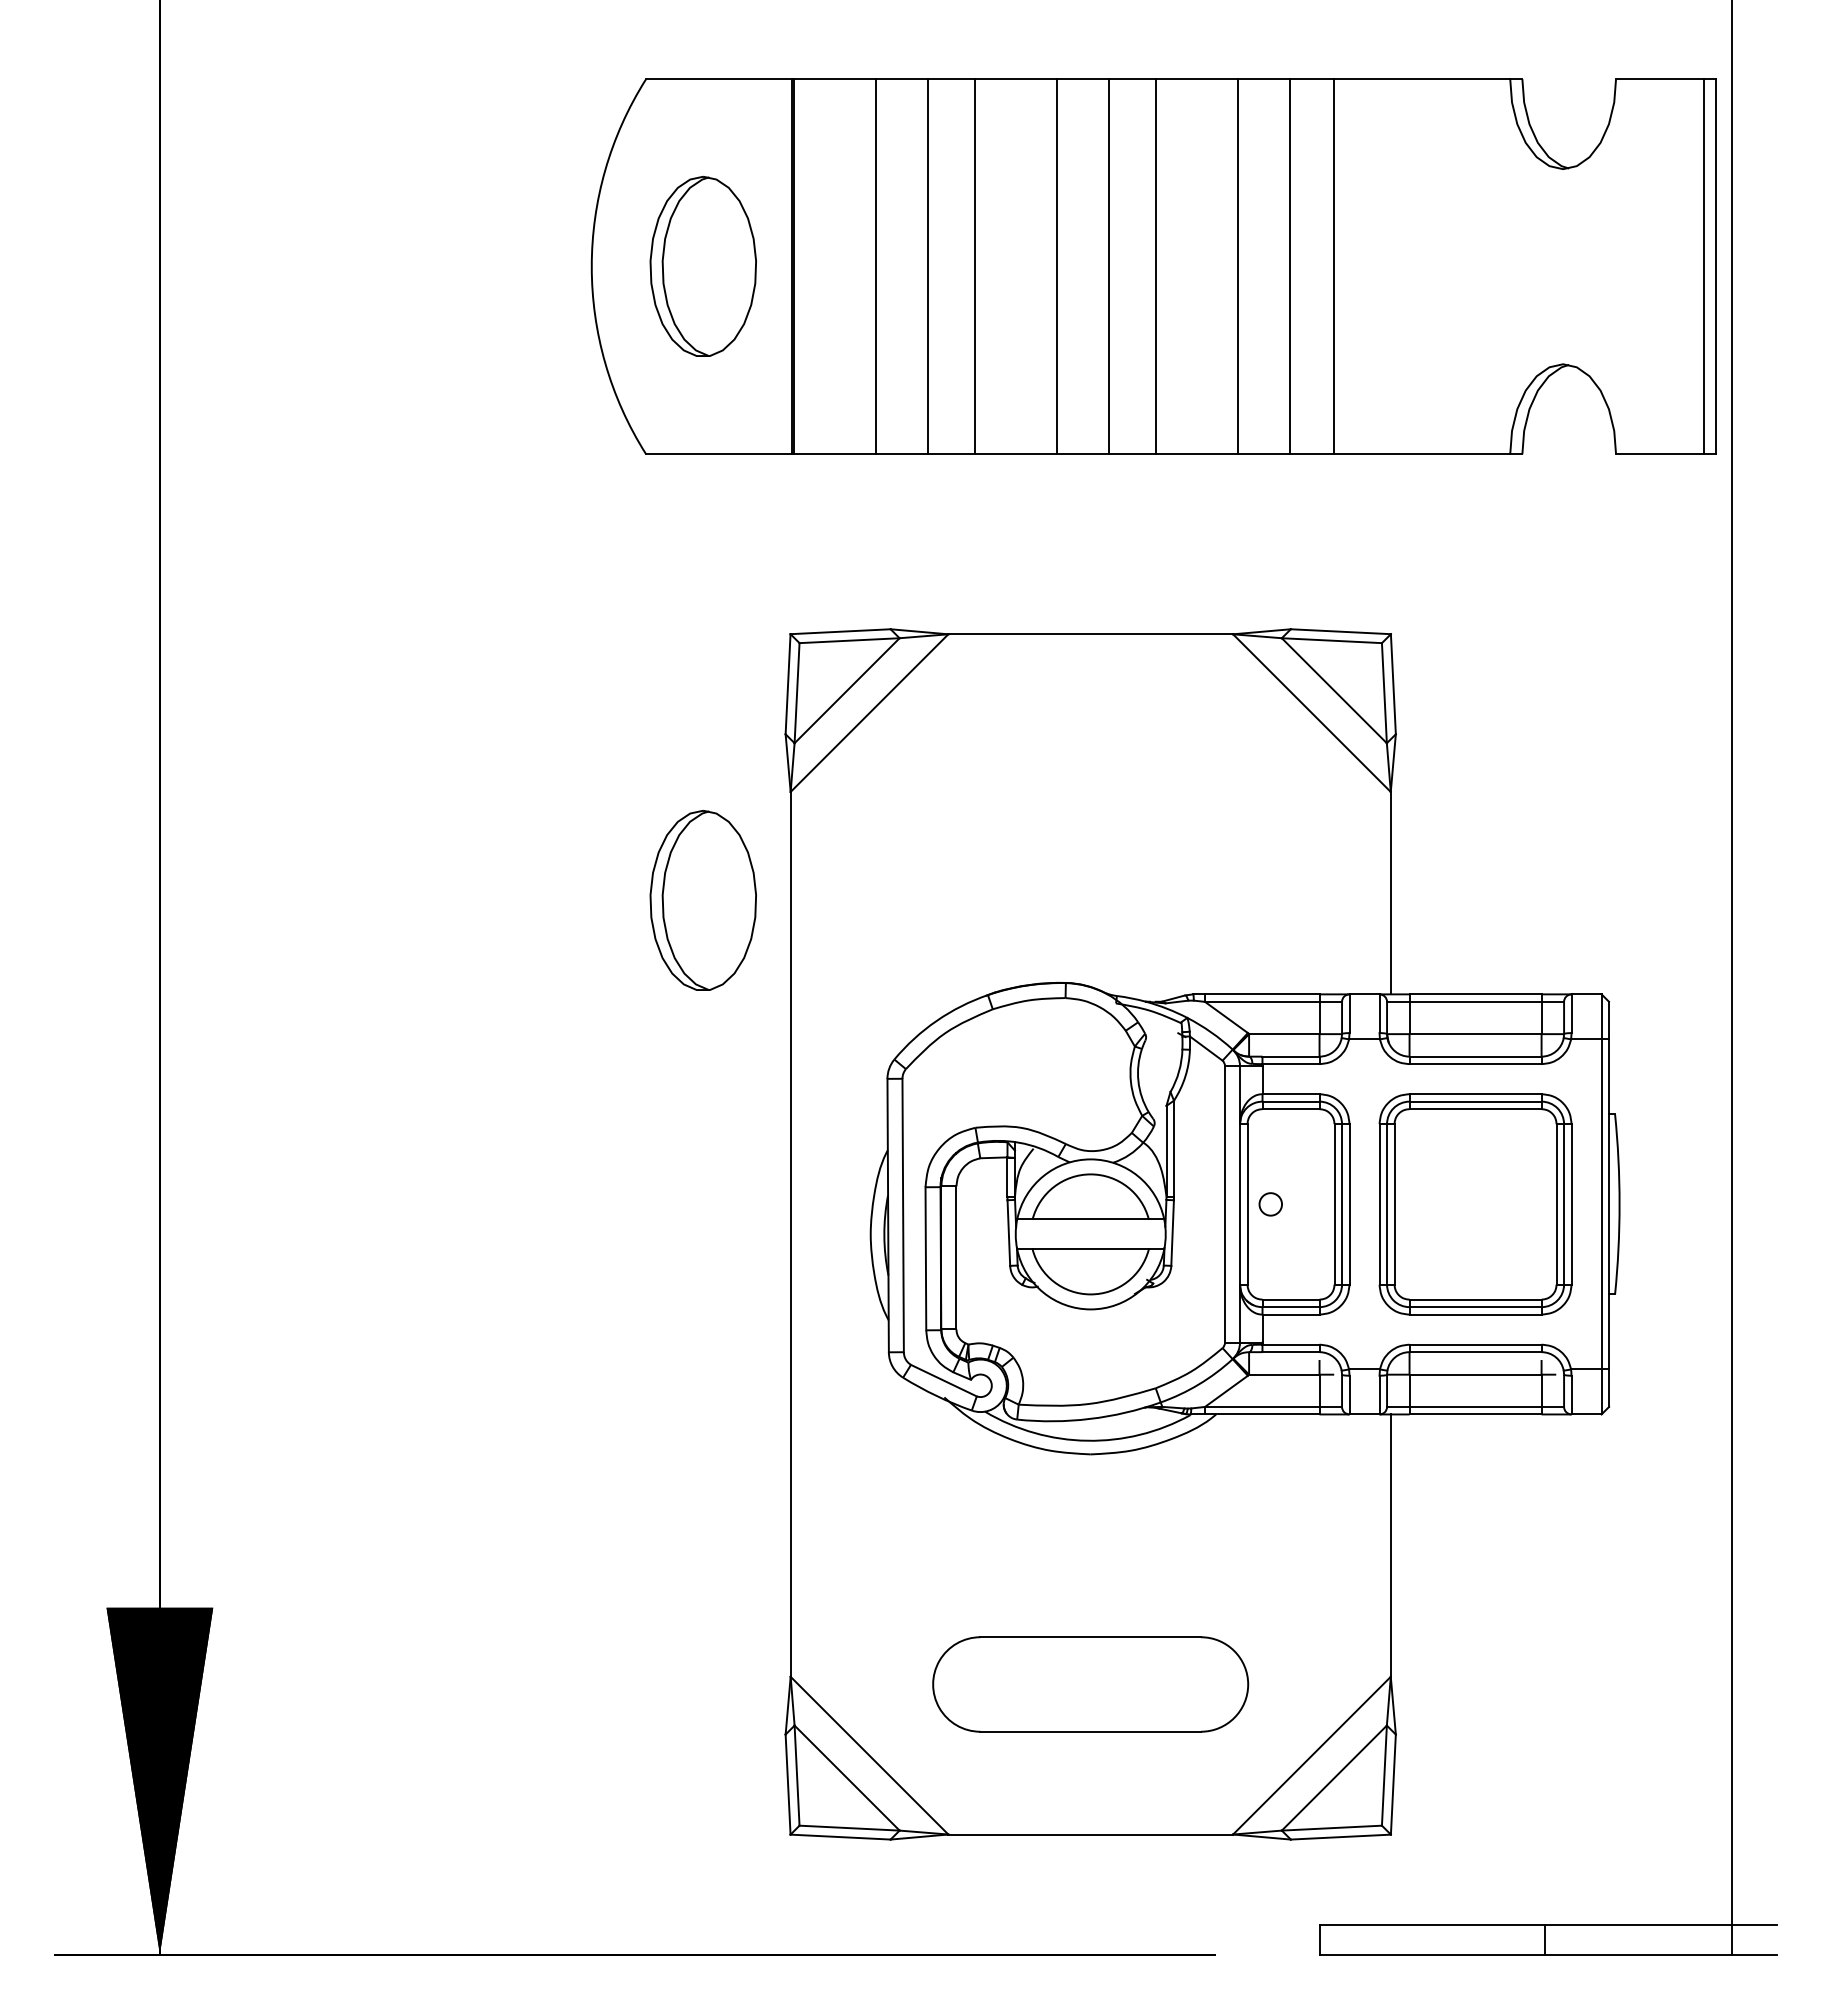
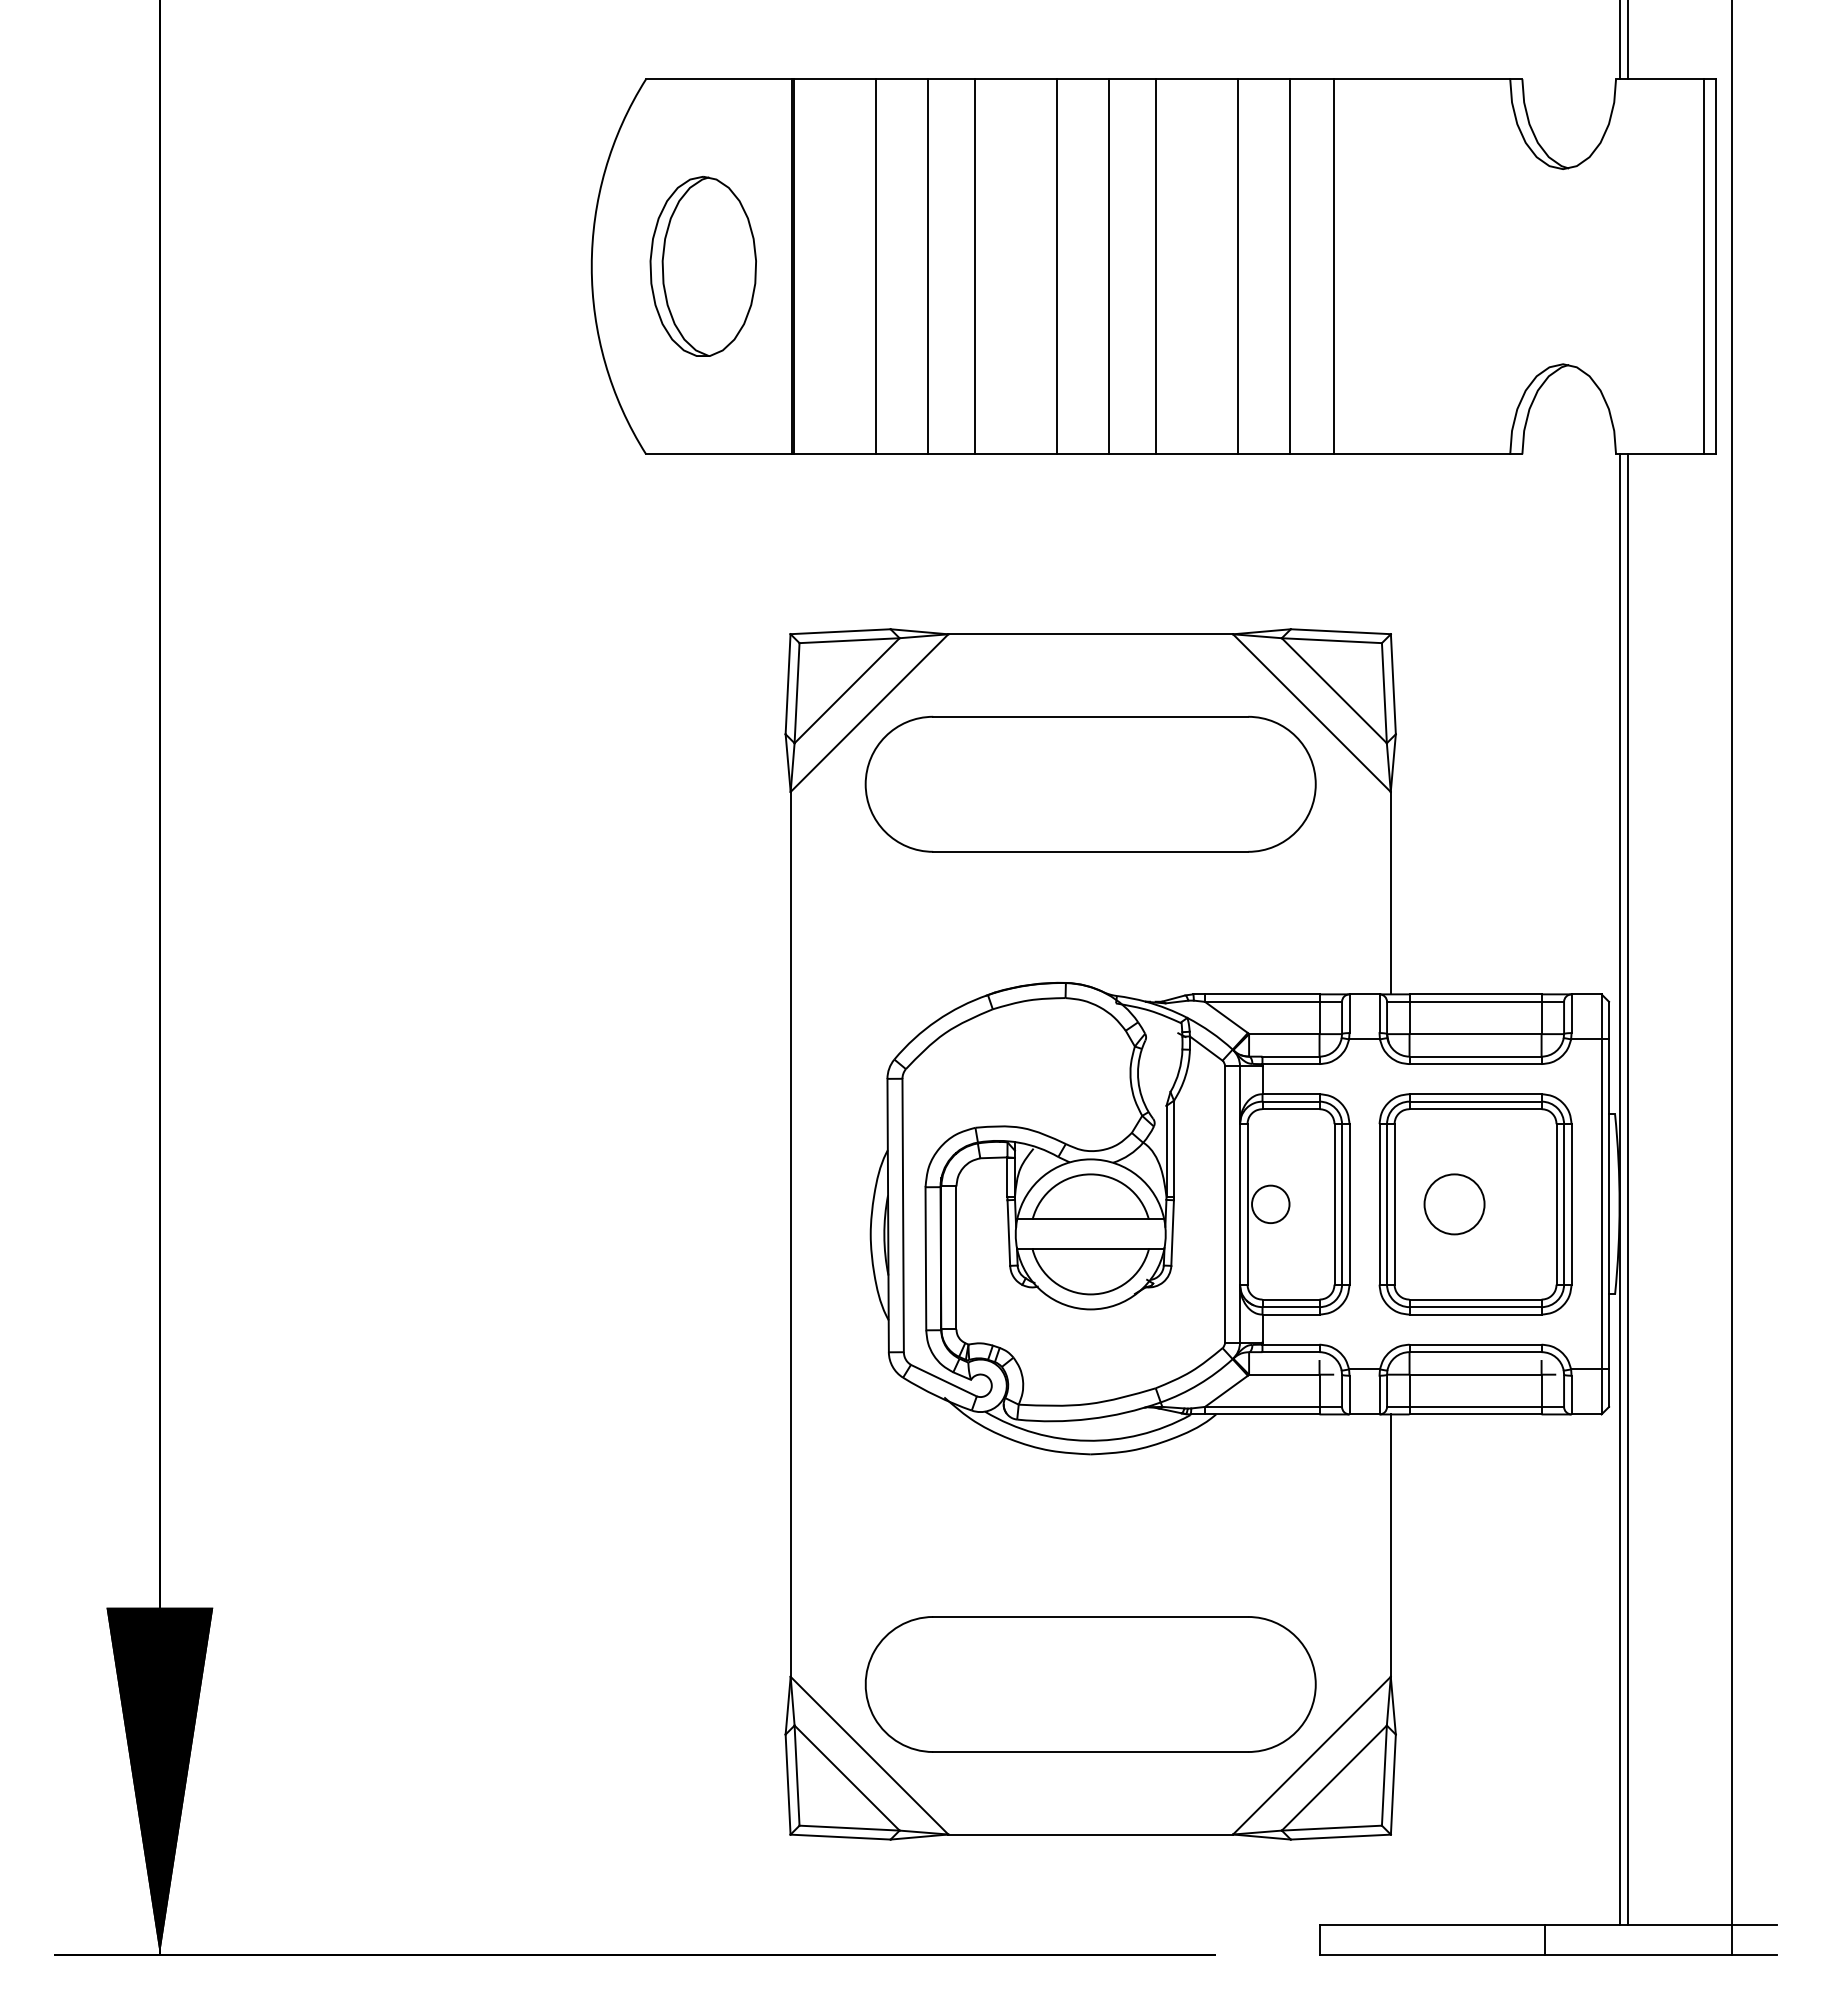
line: none -> present (1619, 40)
line: none -> present (1628, 40)
part: none -> present (1090, 783)
part: present -> none (702, 900)
line: none -> present (1619, 1189)
line: none -> present (1628, 1189)
circle diameter: 23 px -> 38 px (1270, 1204)
circle: none -> present (1454, 1204)
part size: 318x97 px -> 453x137 px (1090, 1684)
